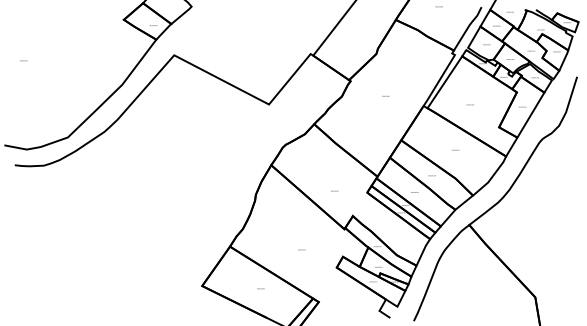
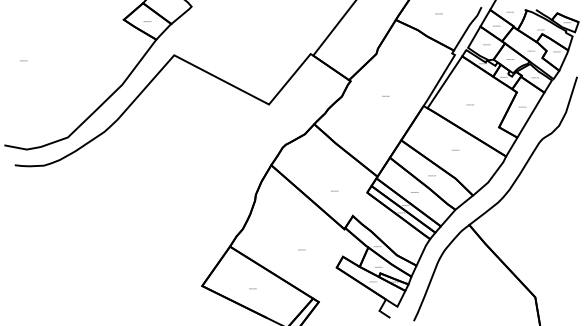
text position: (438, 6) -> (438, 13) (438, 13)
text position: (153, 25) -> (147, 21) (147, 21)
text position: (260, 288) -> (252, 288) (252, 288)
